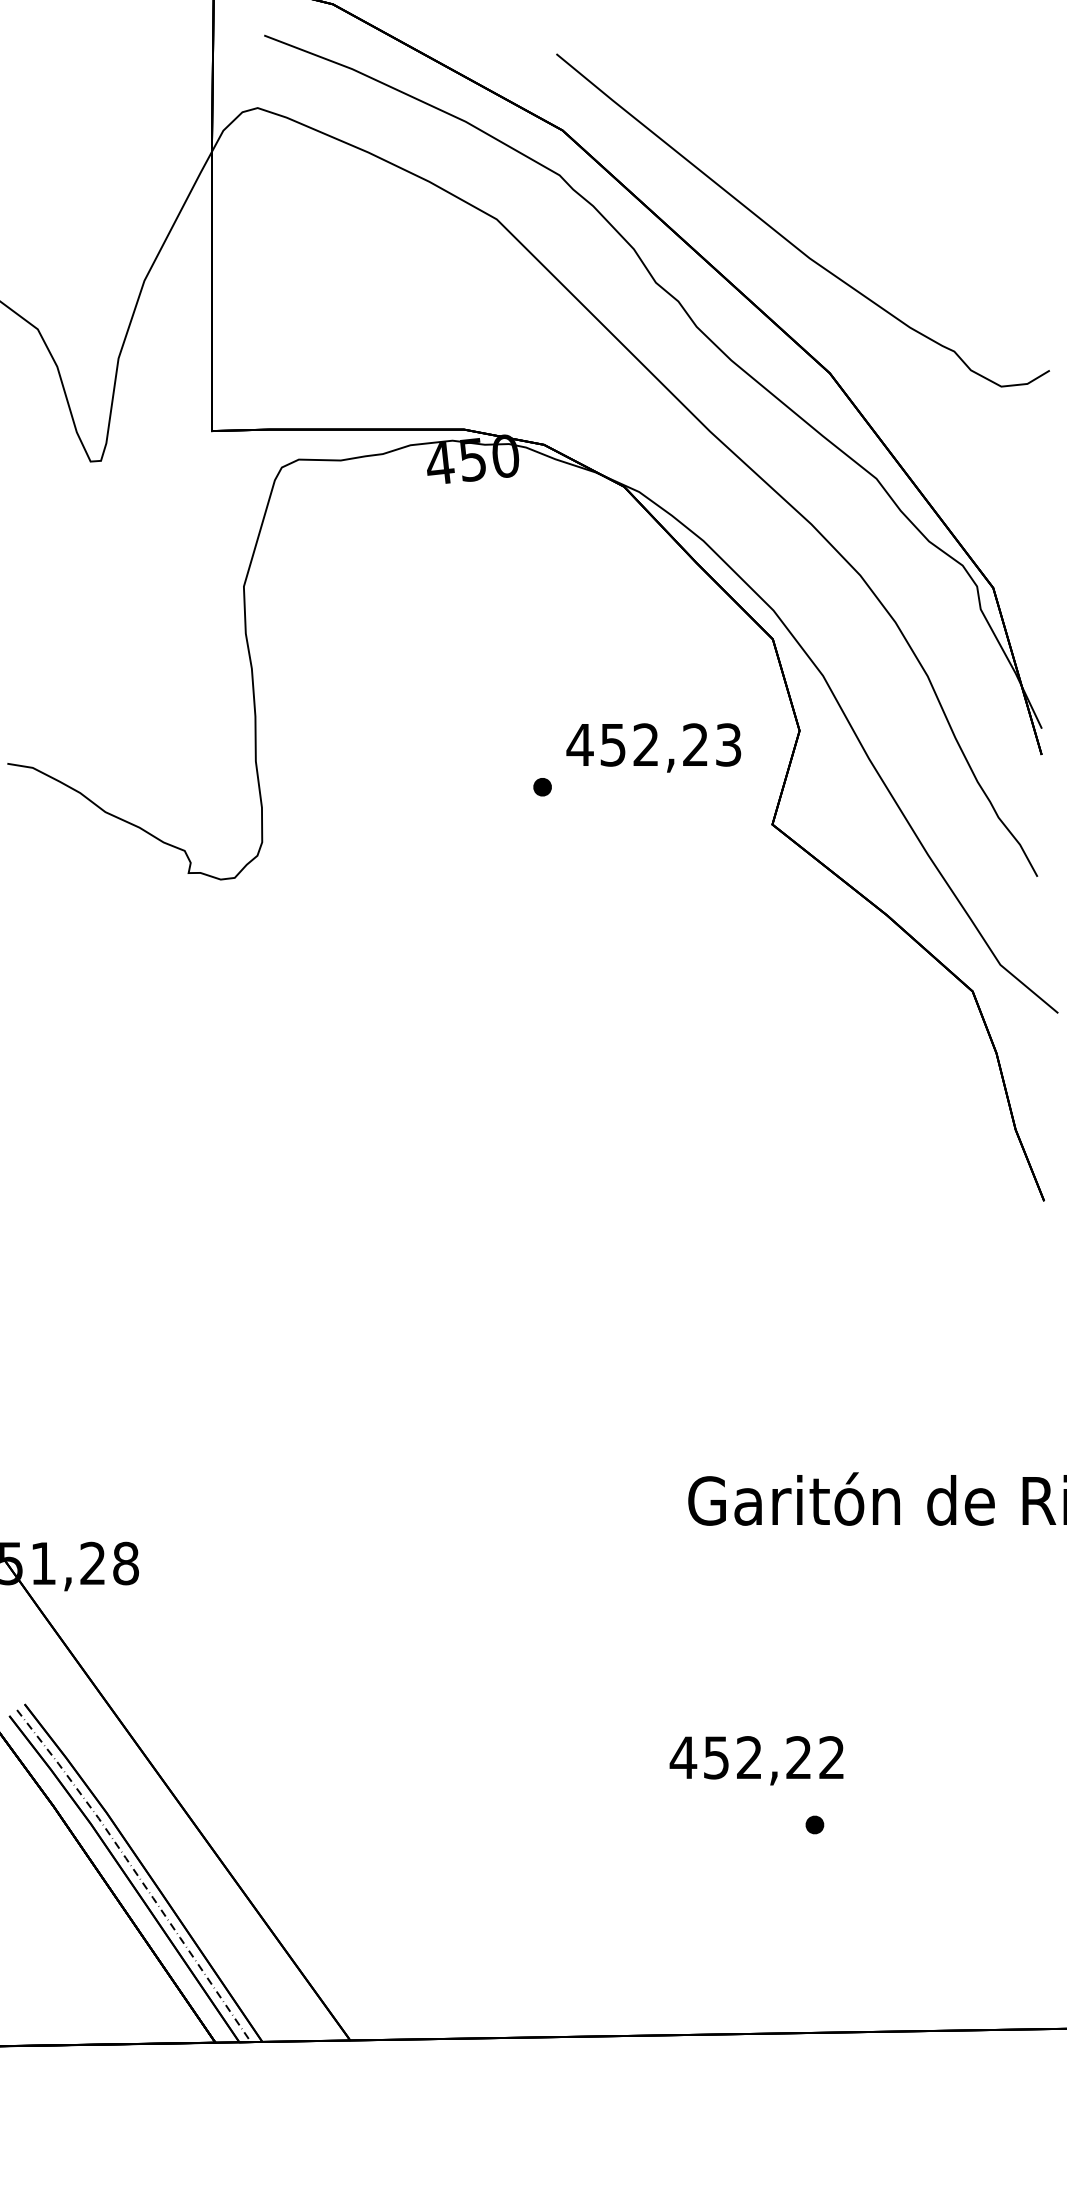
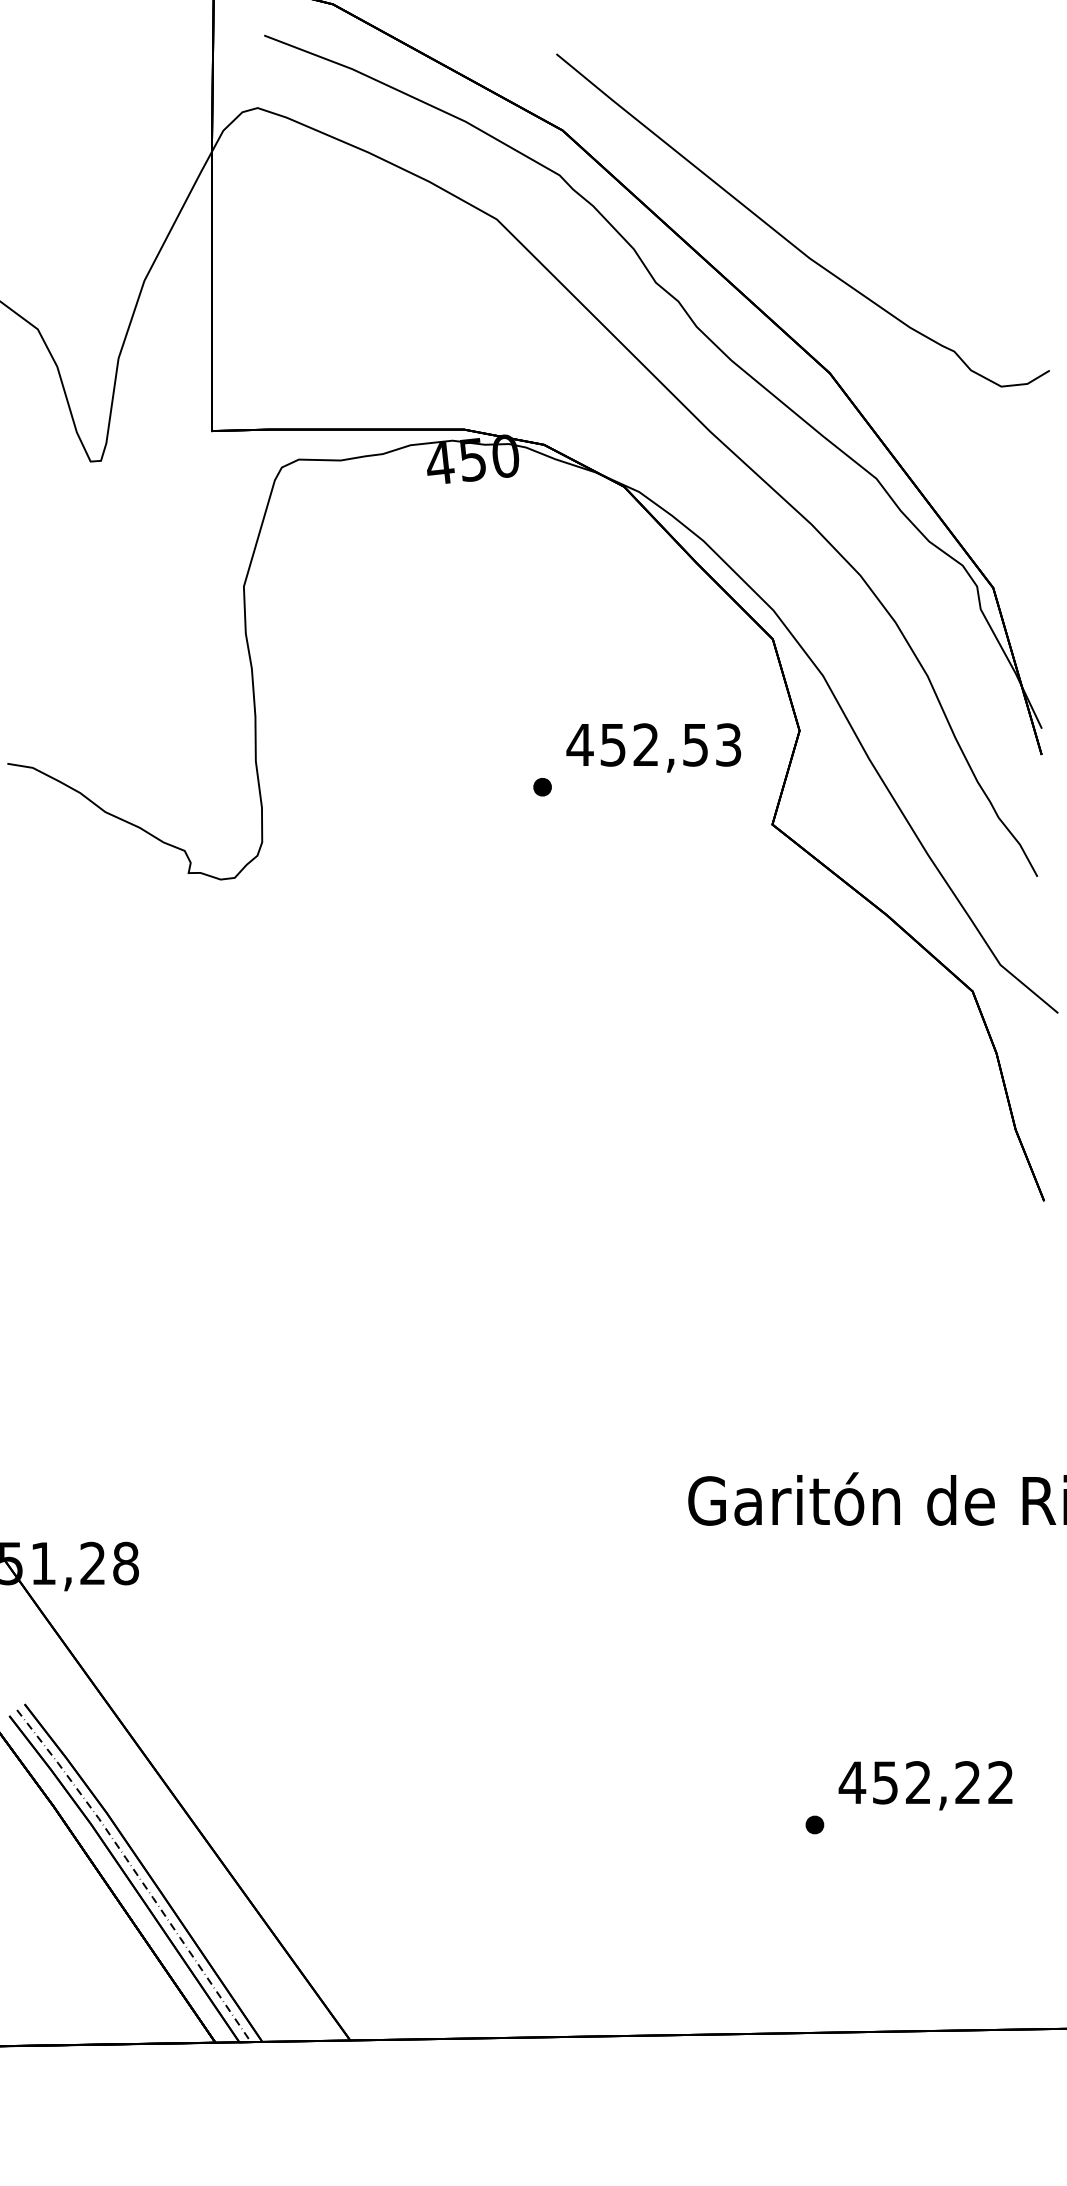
text: 452,23 -> 452,53 (695, 744)
text position: (756, 1760) -> (925, 1785) (925, 1785)
